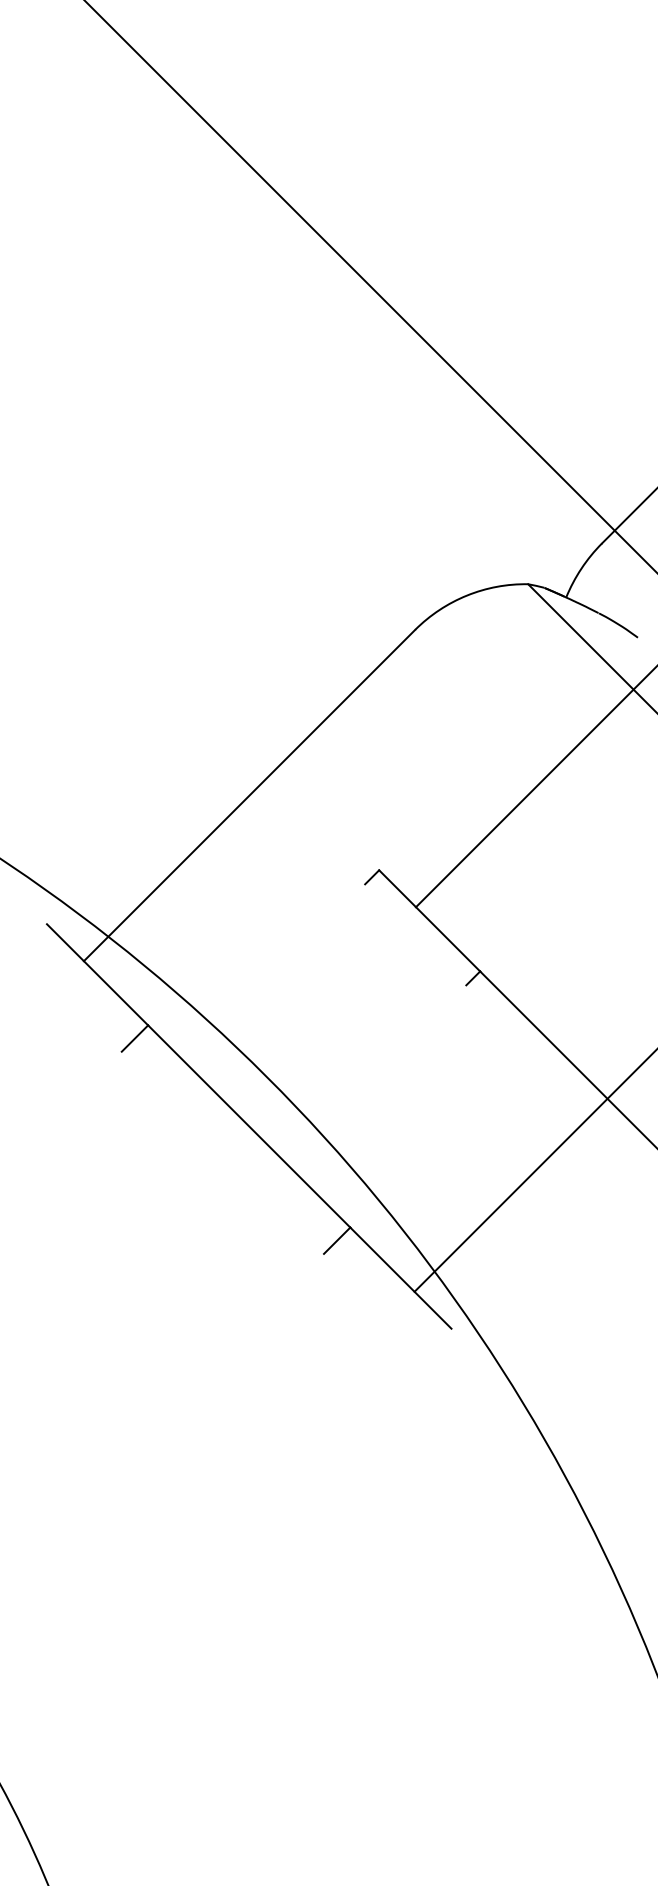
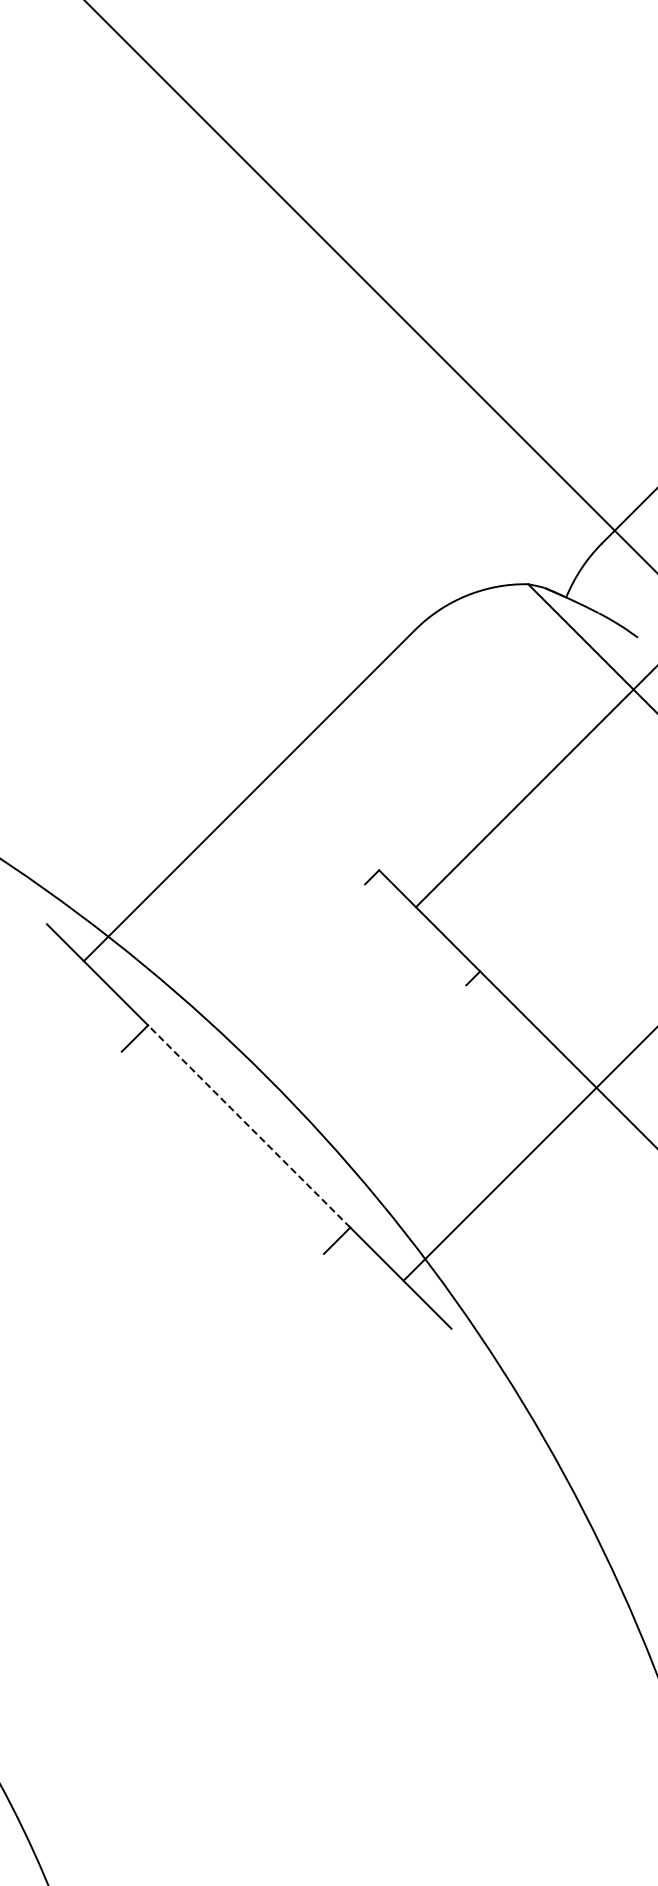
line: solid -> dashed (249, 1126)
line position: (534, 1171) -> (528, 1154) (528, 1154)
